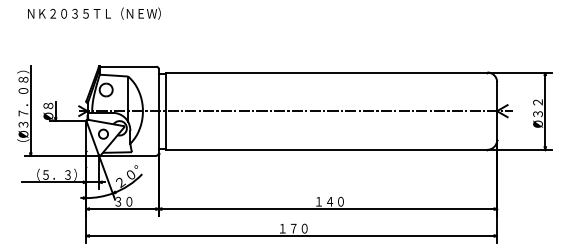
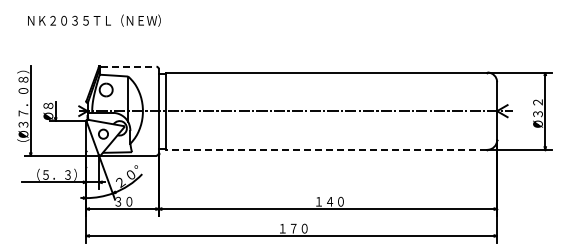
text position: (94, 13) -> (94, 20) (94, 20)
line: solid -> dashed (128, 66)
line: solid -> dashed (326, 149)
